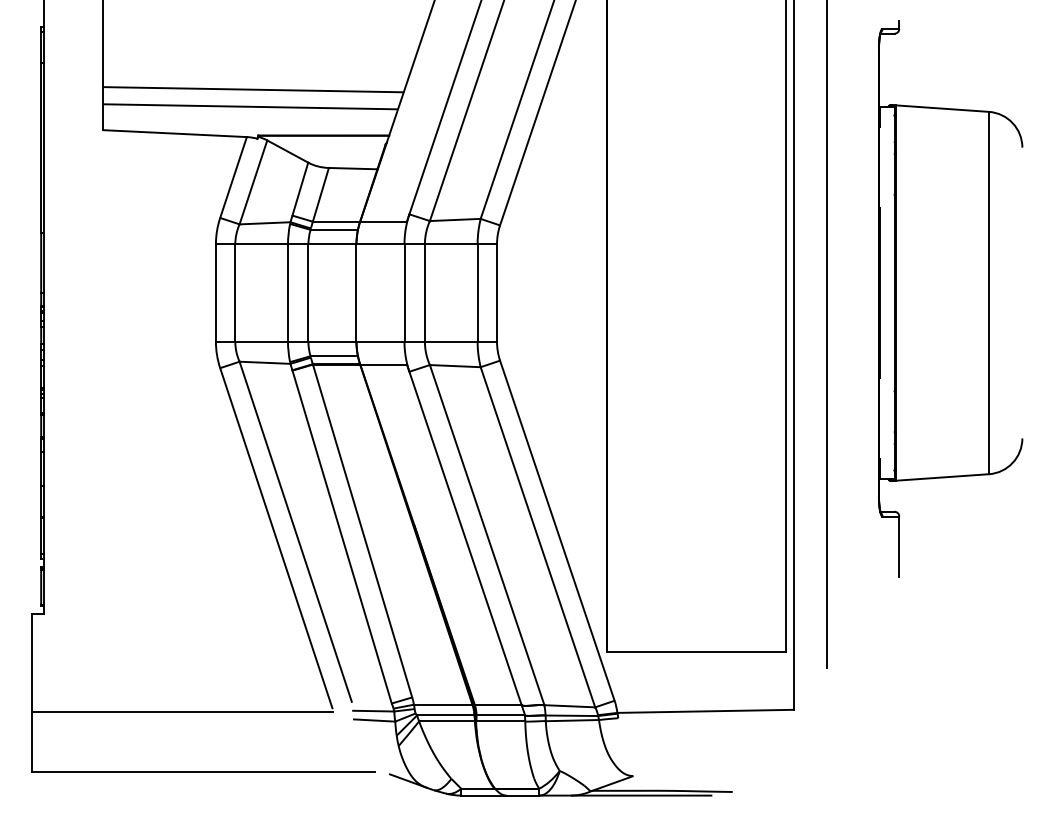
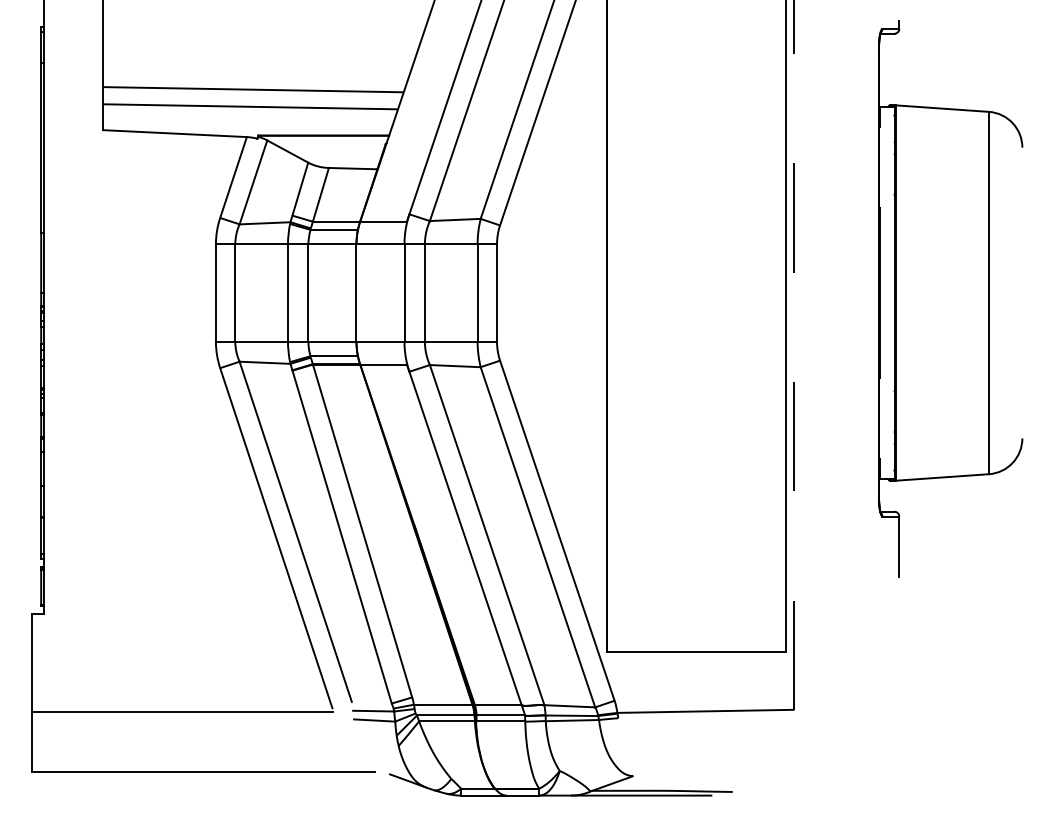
line: present -> none (826, 334)
line: solid -> dashed (793, 355)
